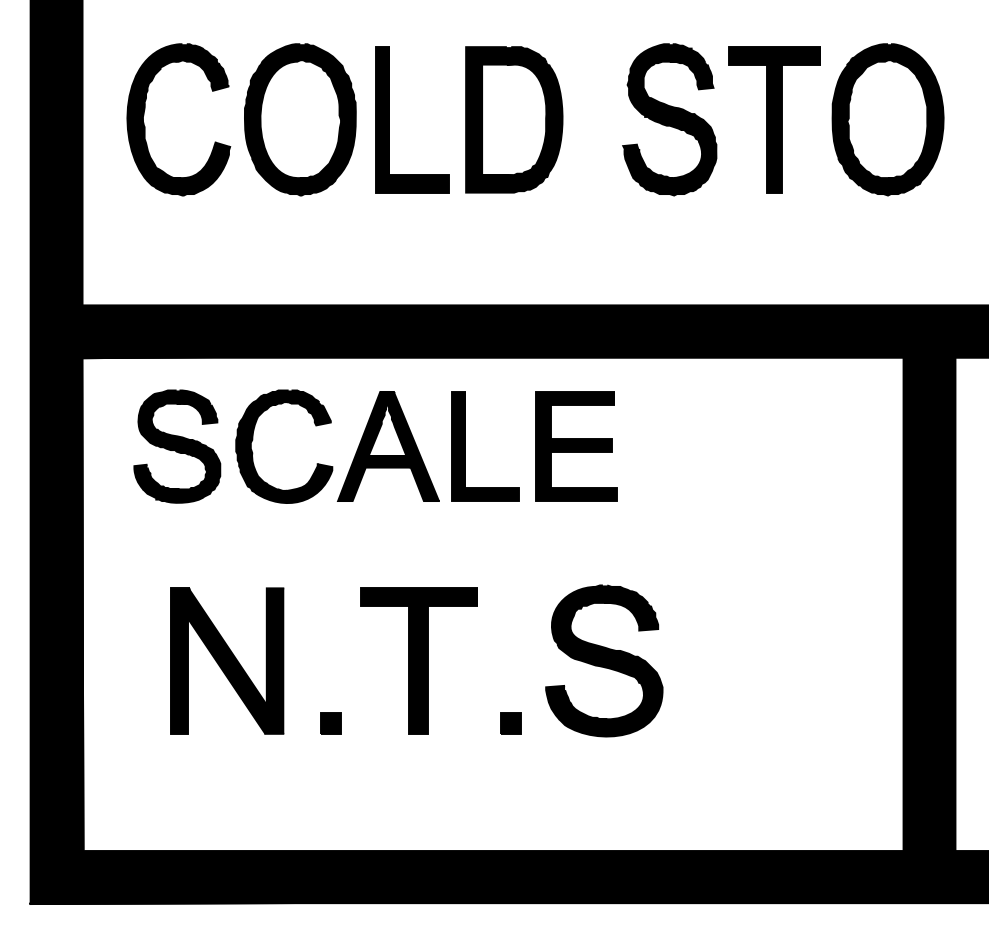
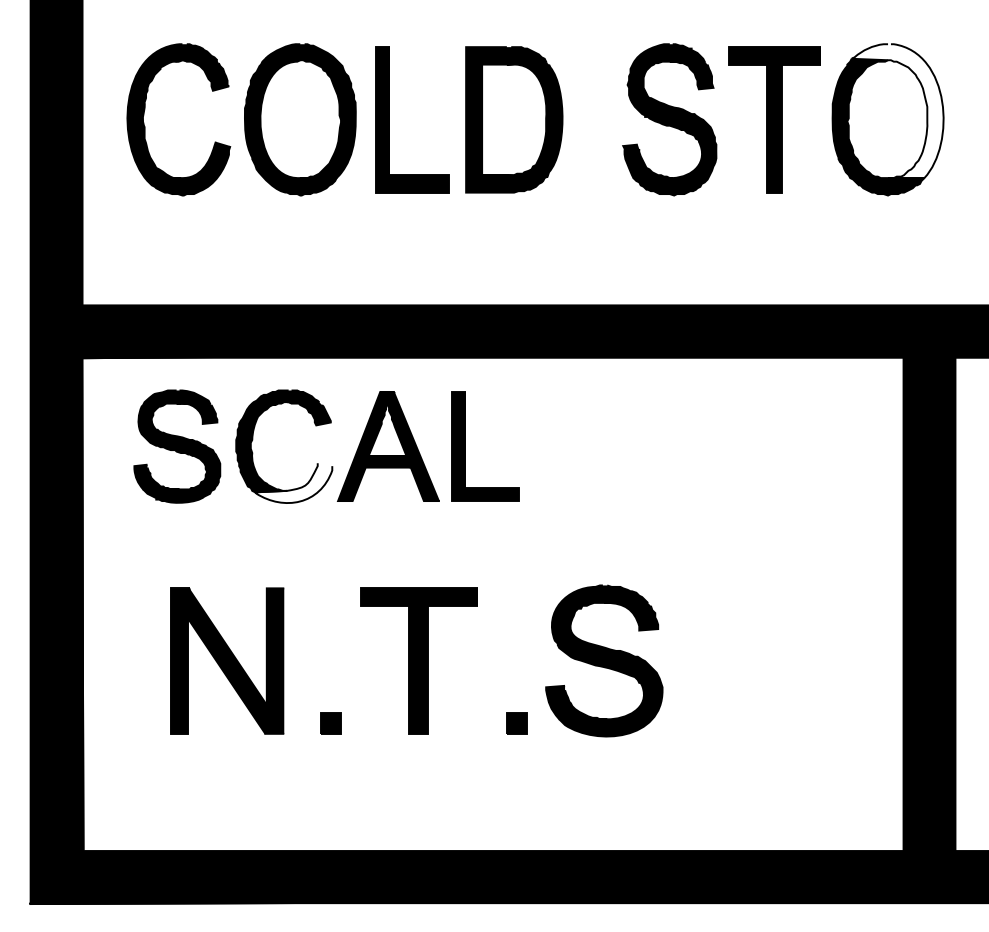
fill: present -> none (897, 111)
part: present -> none (576, 446)
fill: present -> none (293, 483)
part position: (510, 723) -> (516, 723) (516, 723)
